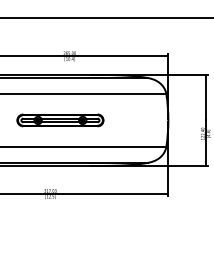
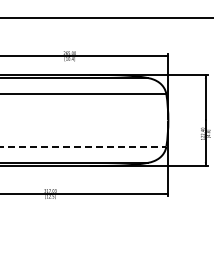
part: present -> none (60, 120)
line: solid -> dashed (83, 146)
